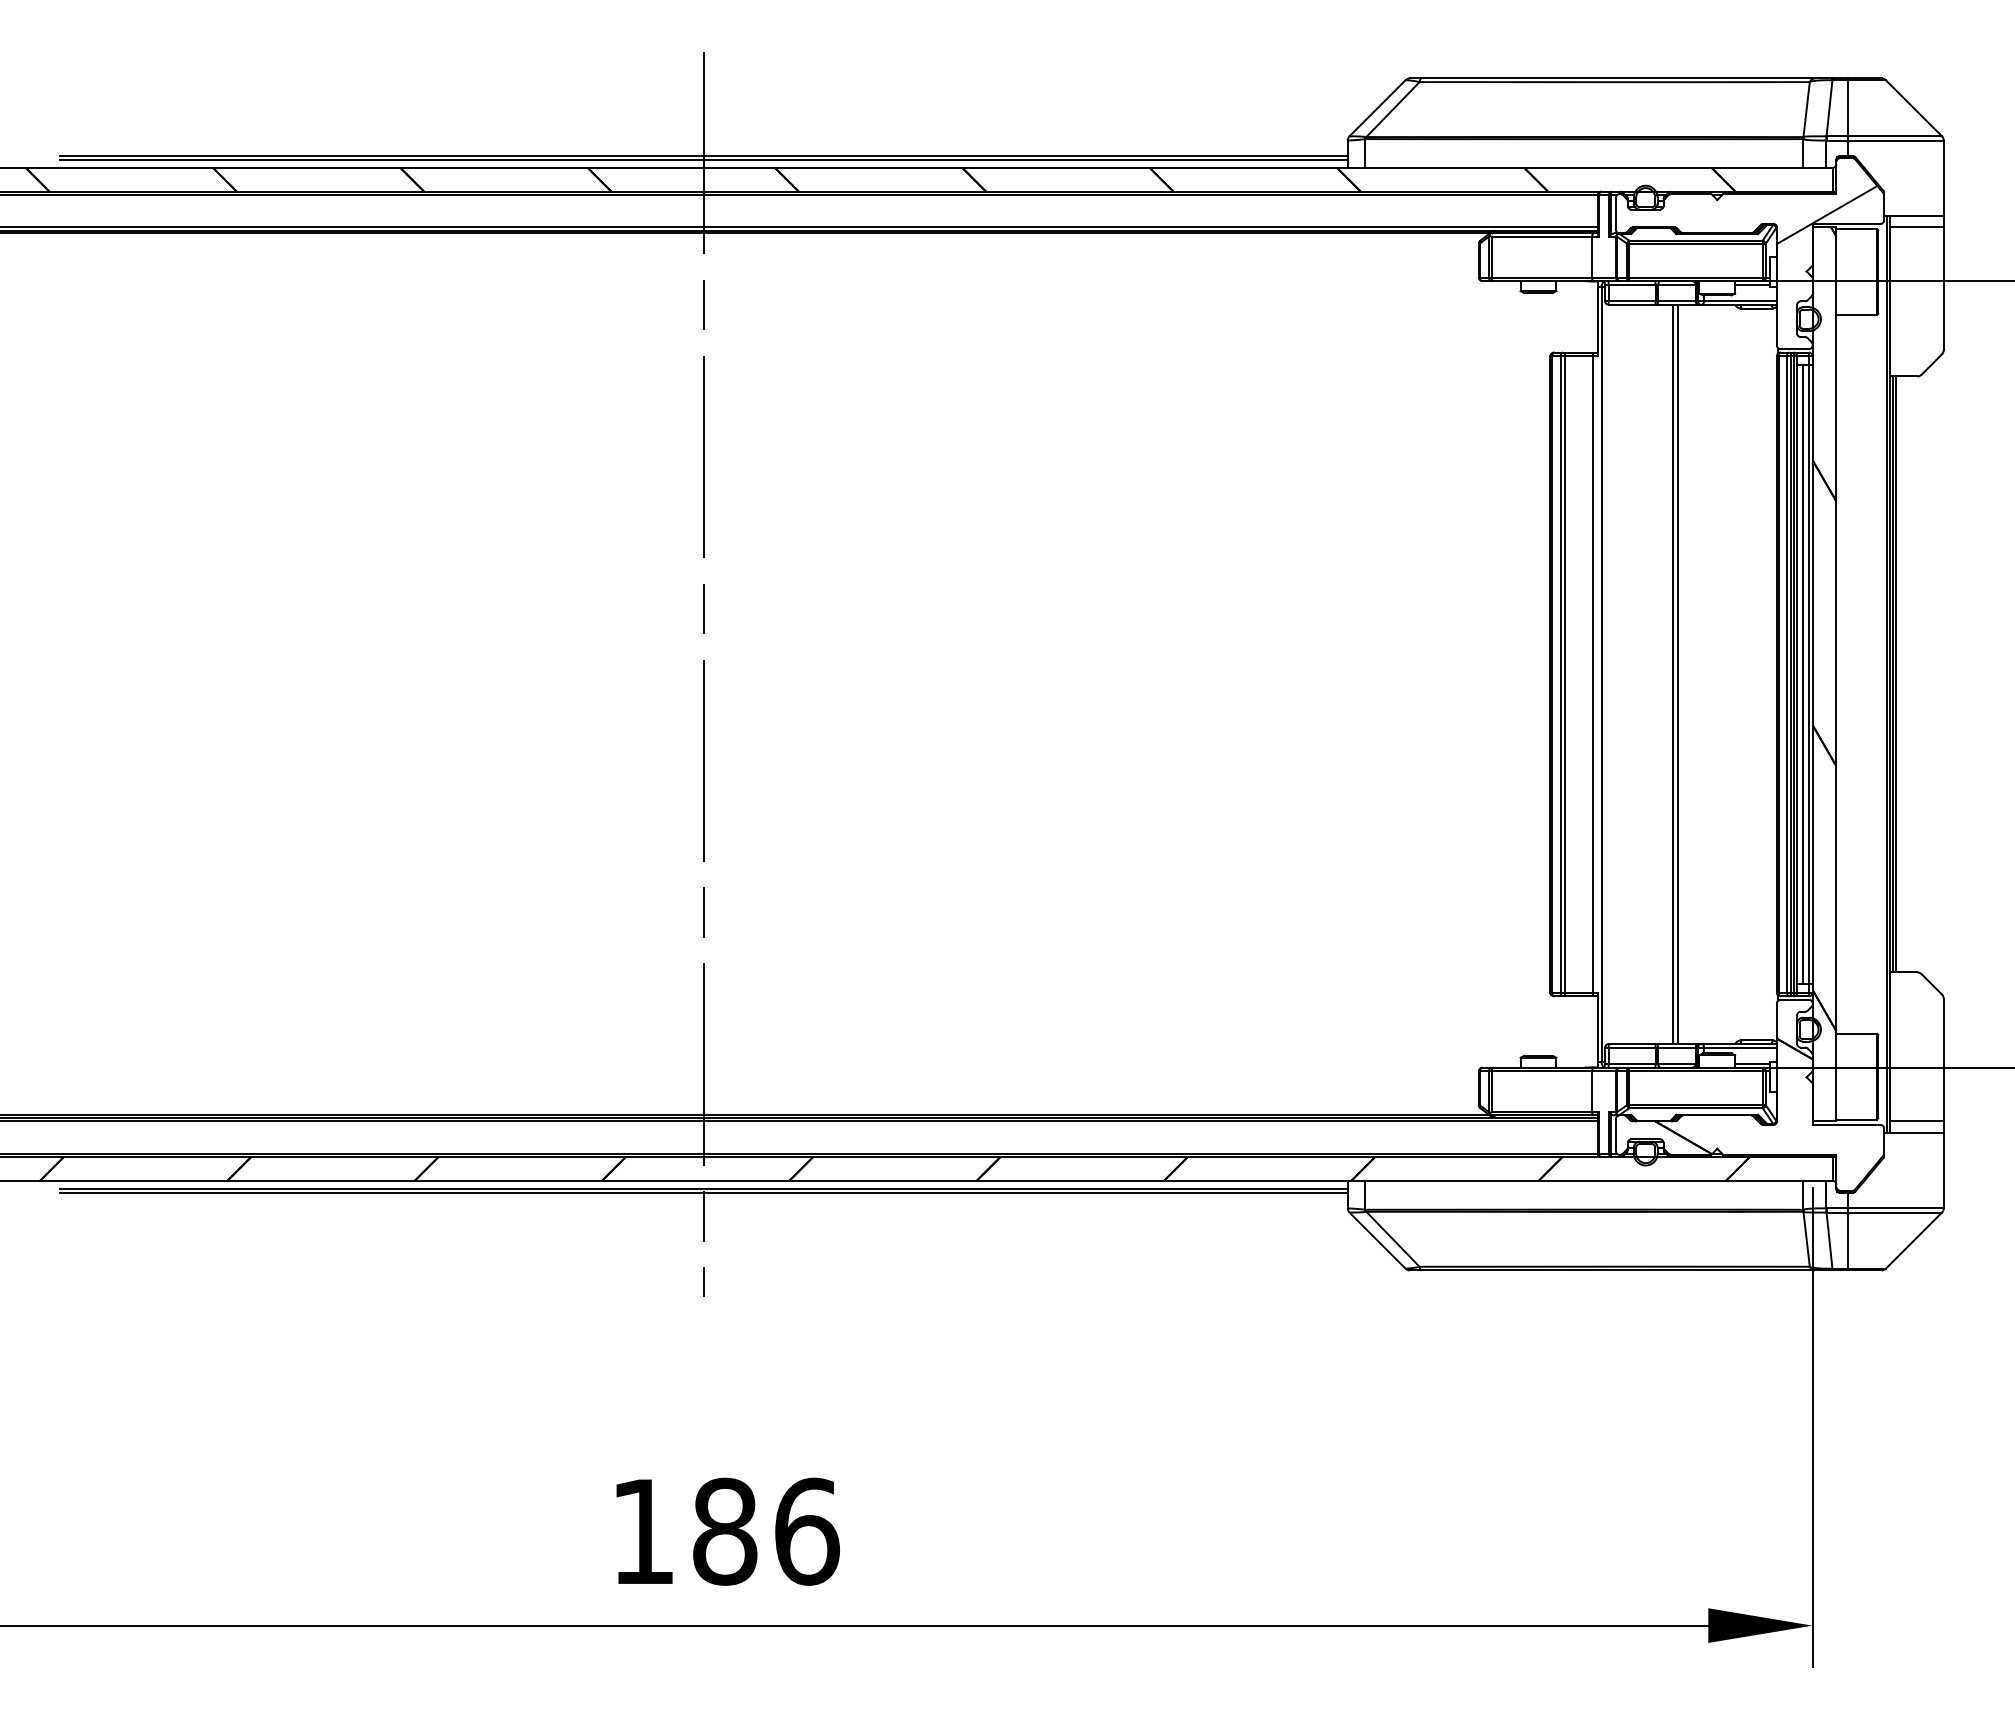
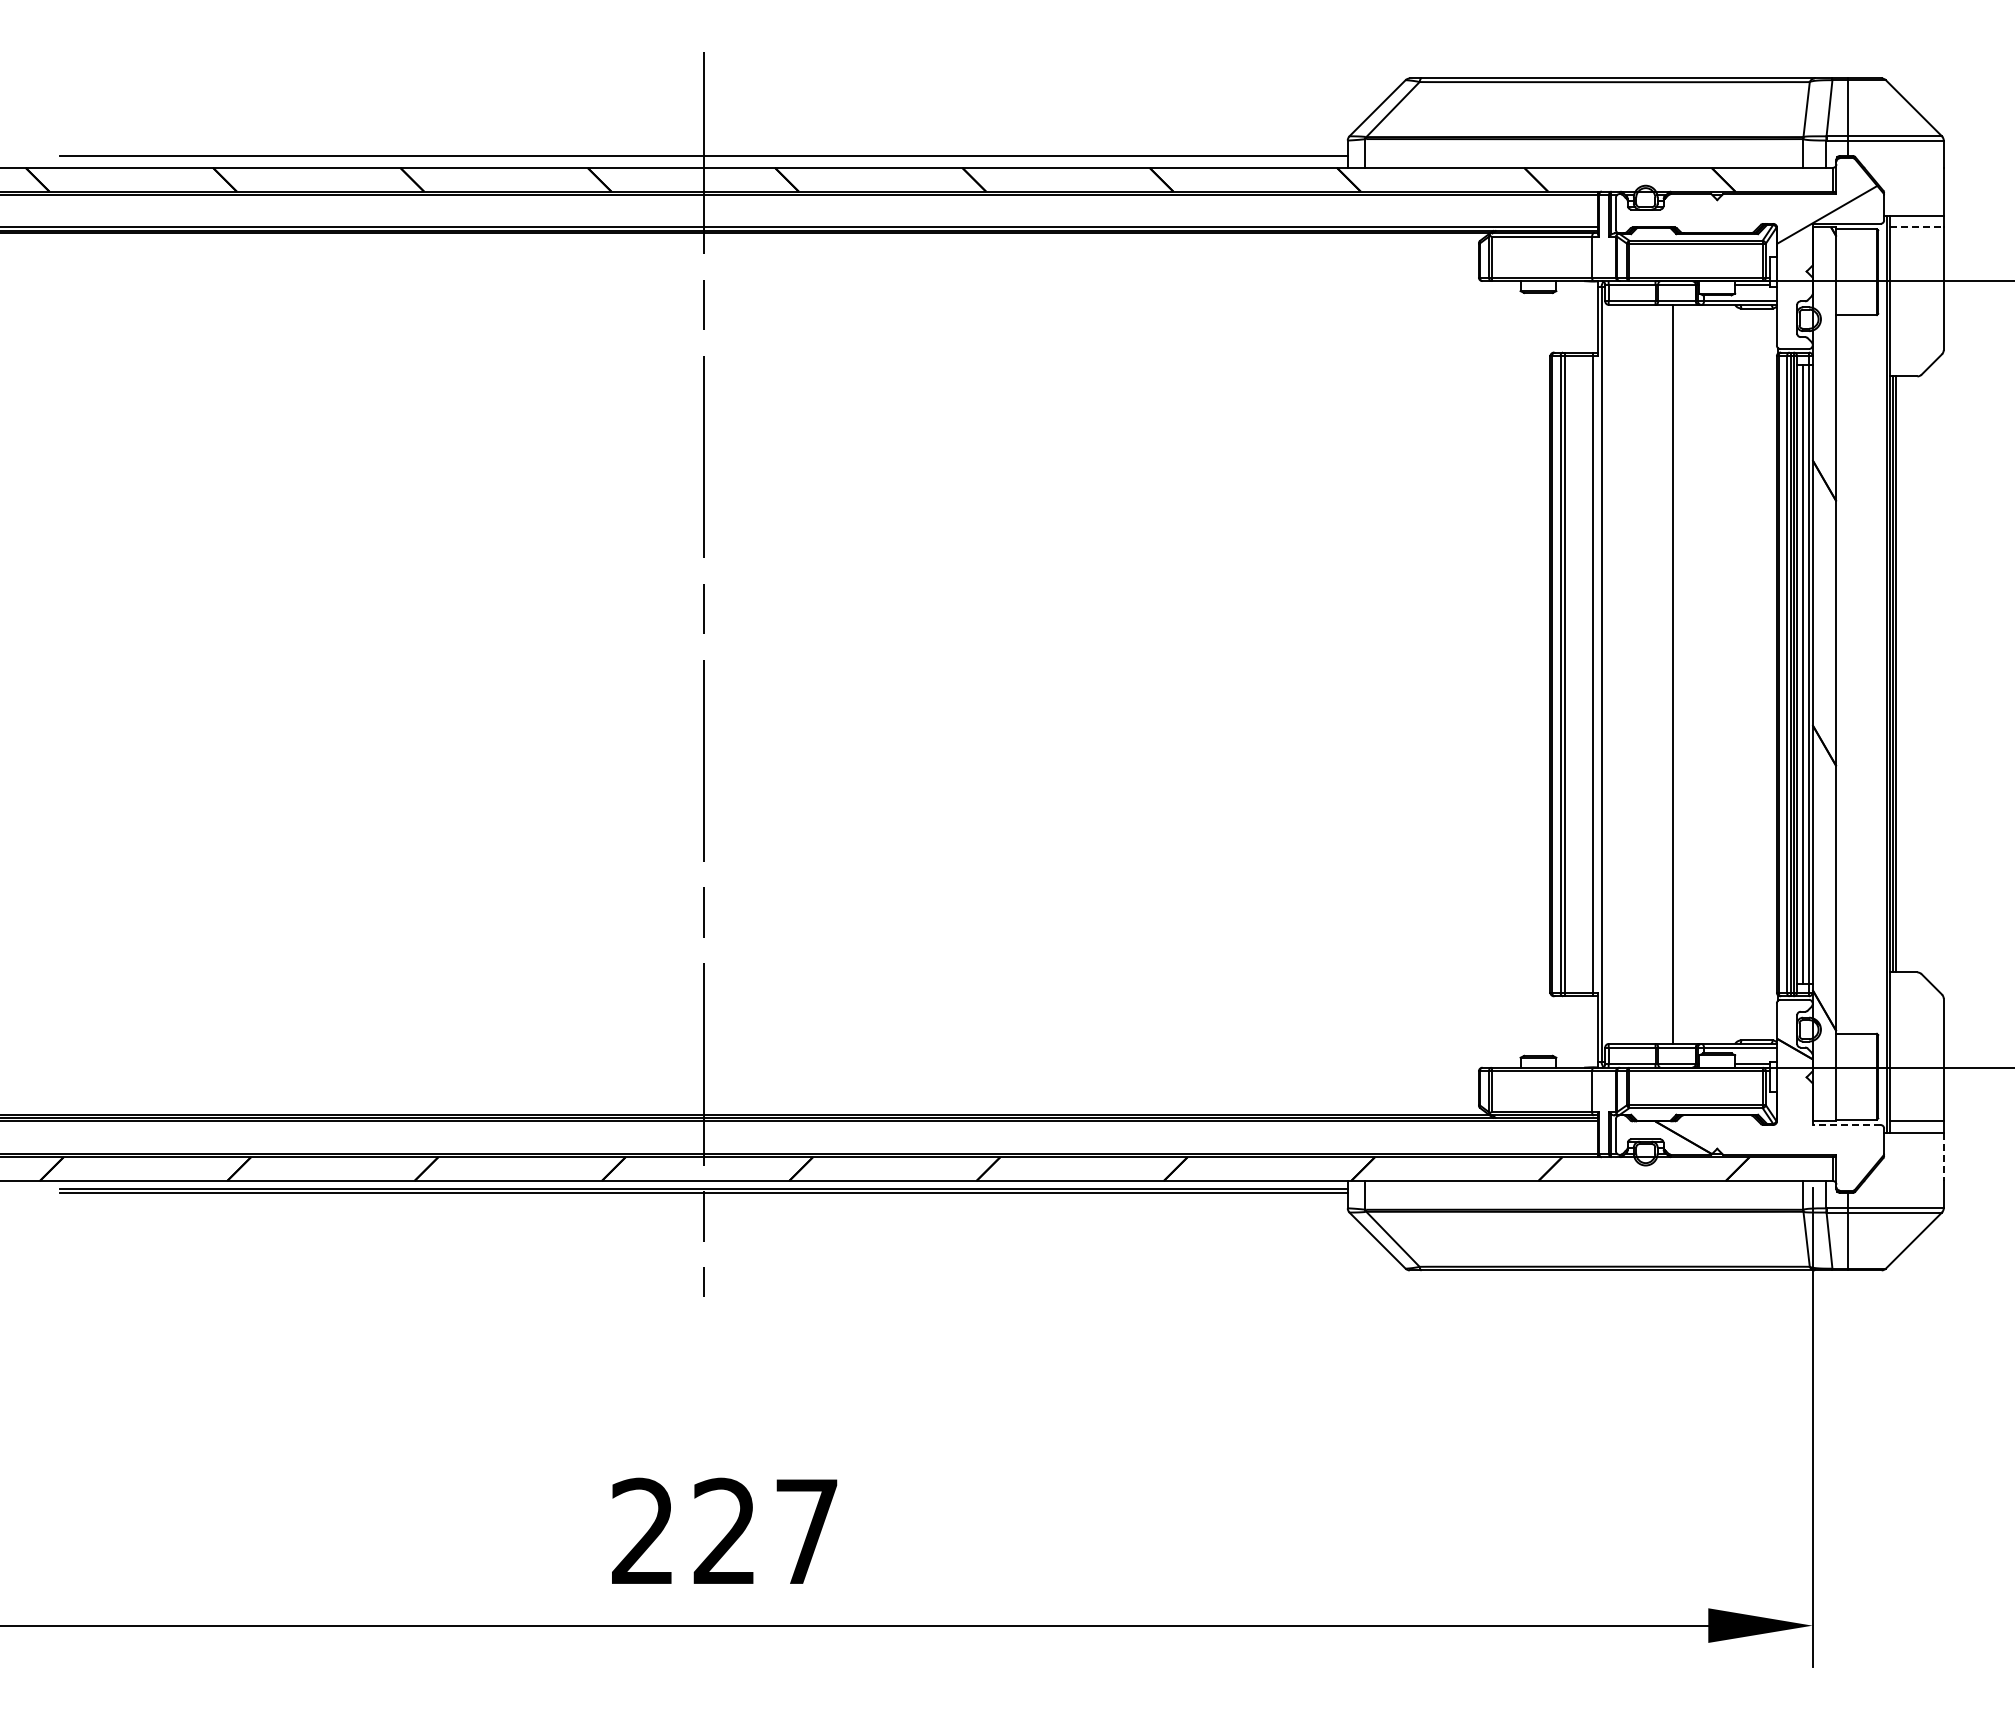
line: present -> none (703, 159)
line: solid -> dashed (1916, 227)
line: present -> none (1677, 673)
line: solid -> dashed (1846, 1125)
line: solid -> dashed (1943, 1157)
text: 186 -> 227 (726, 1531)
